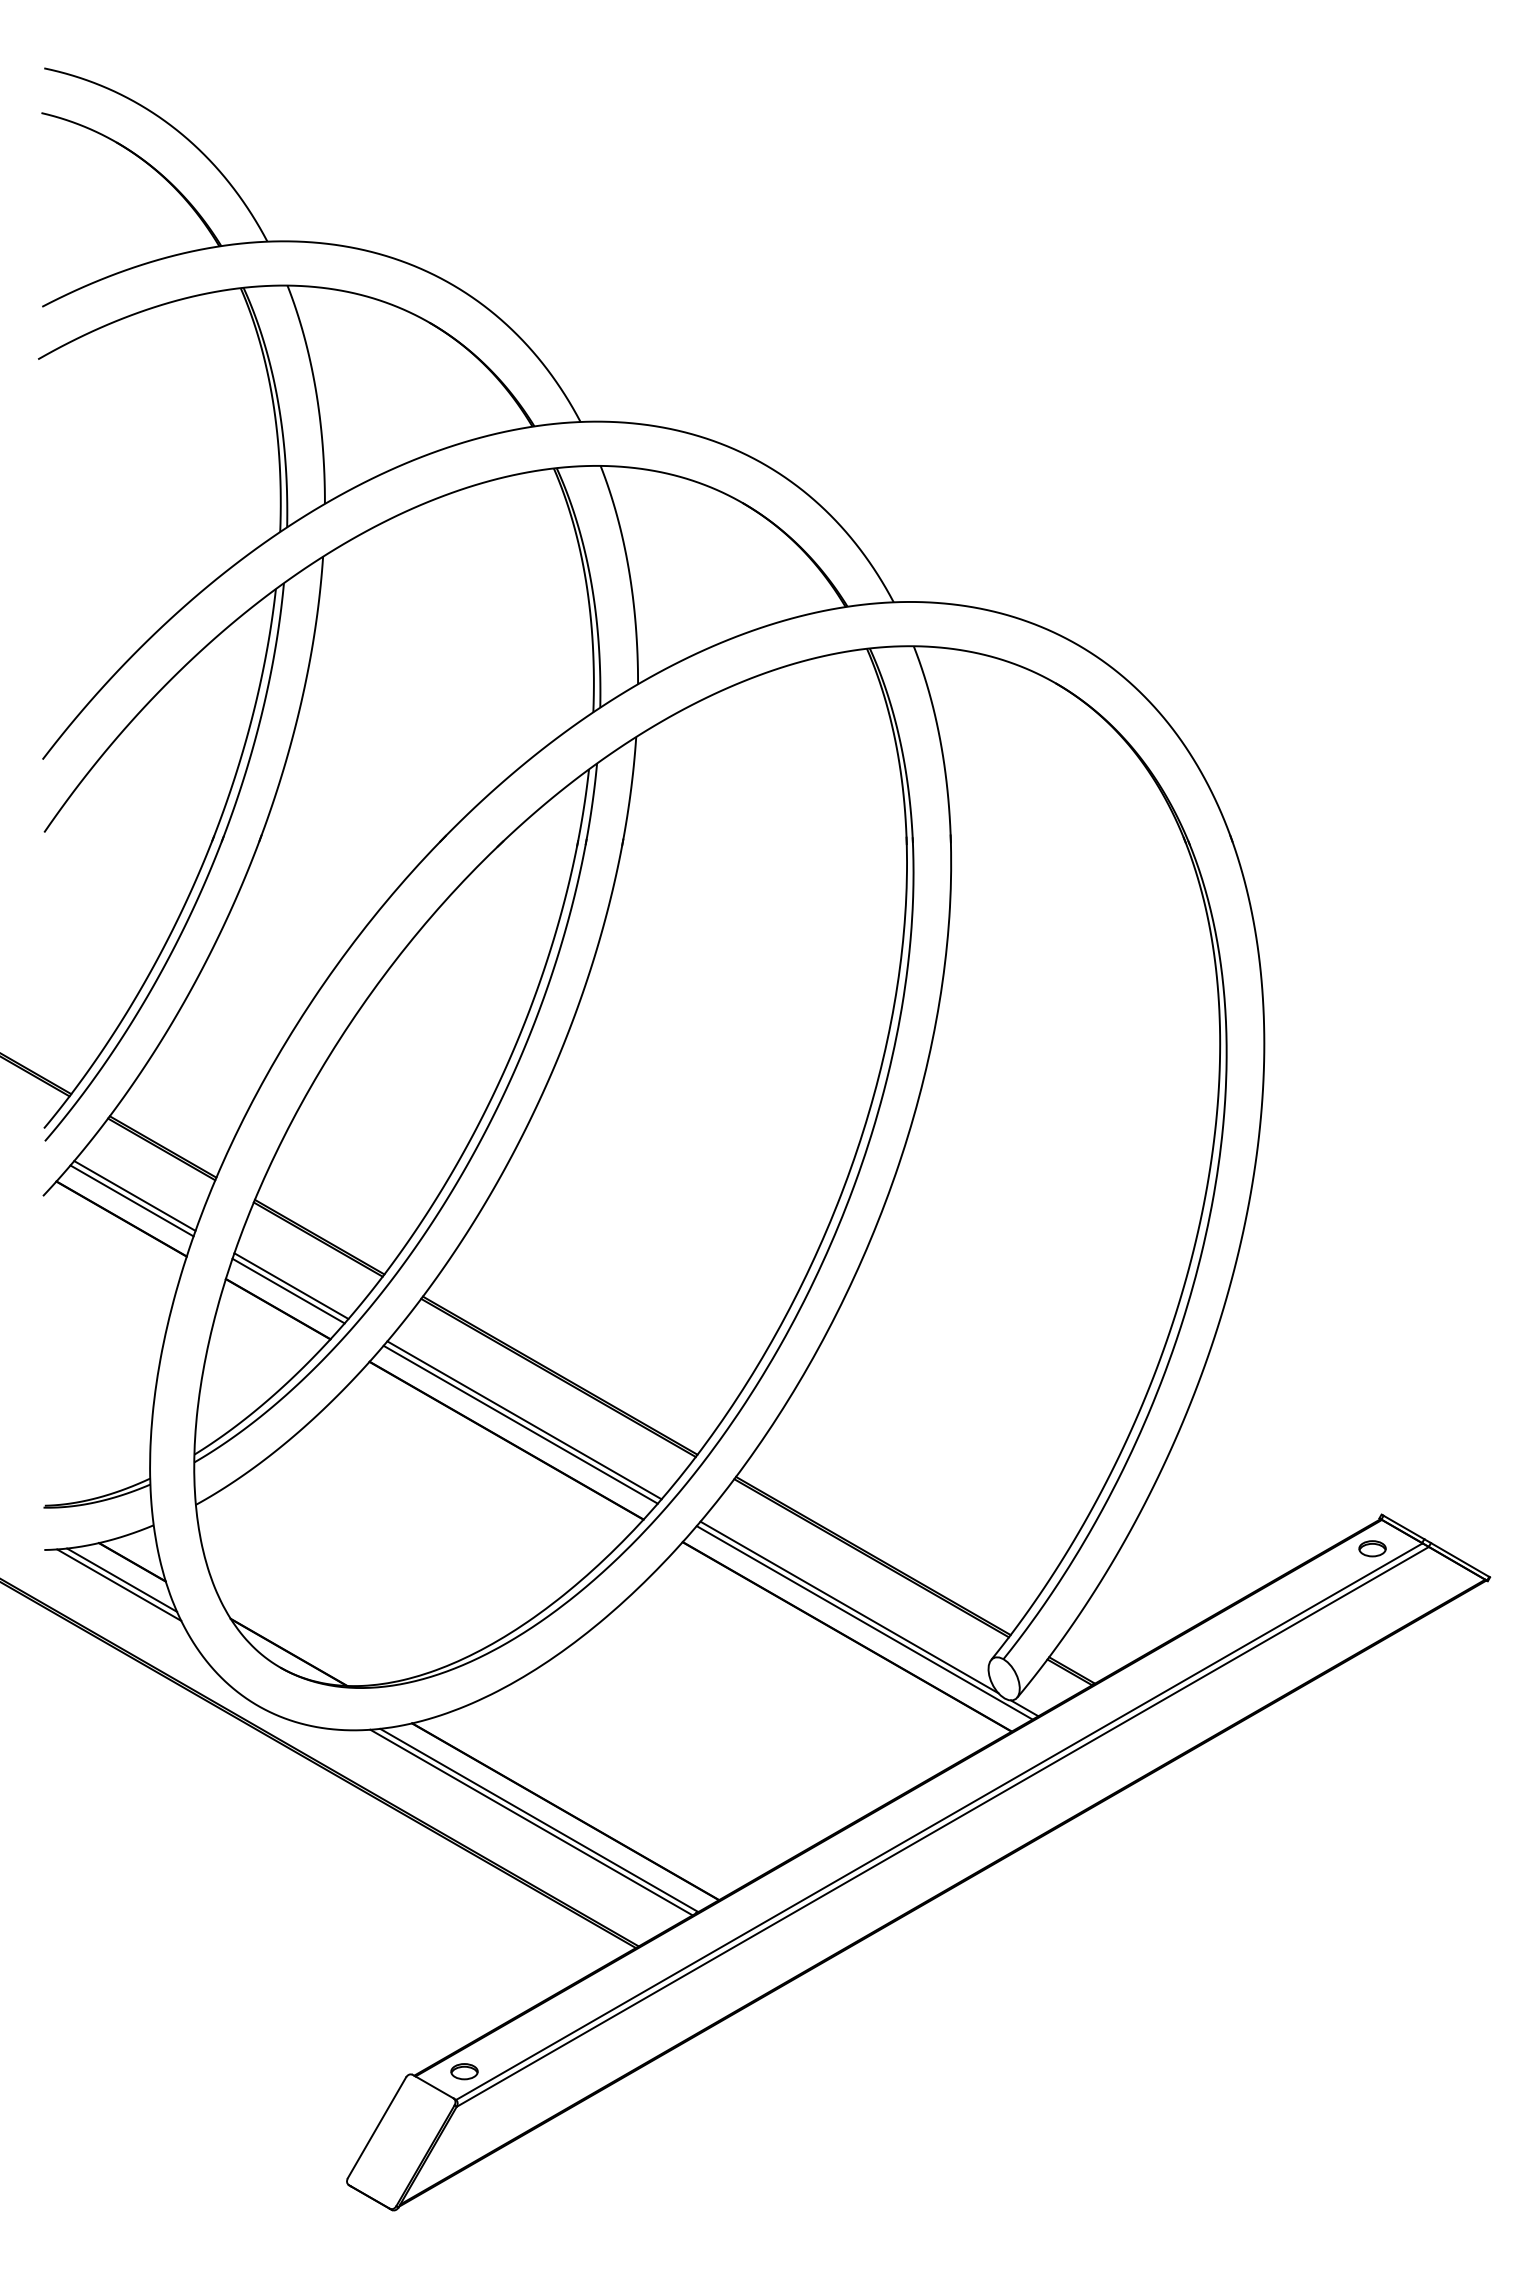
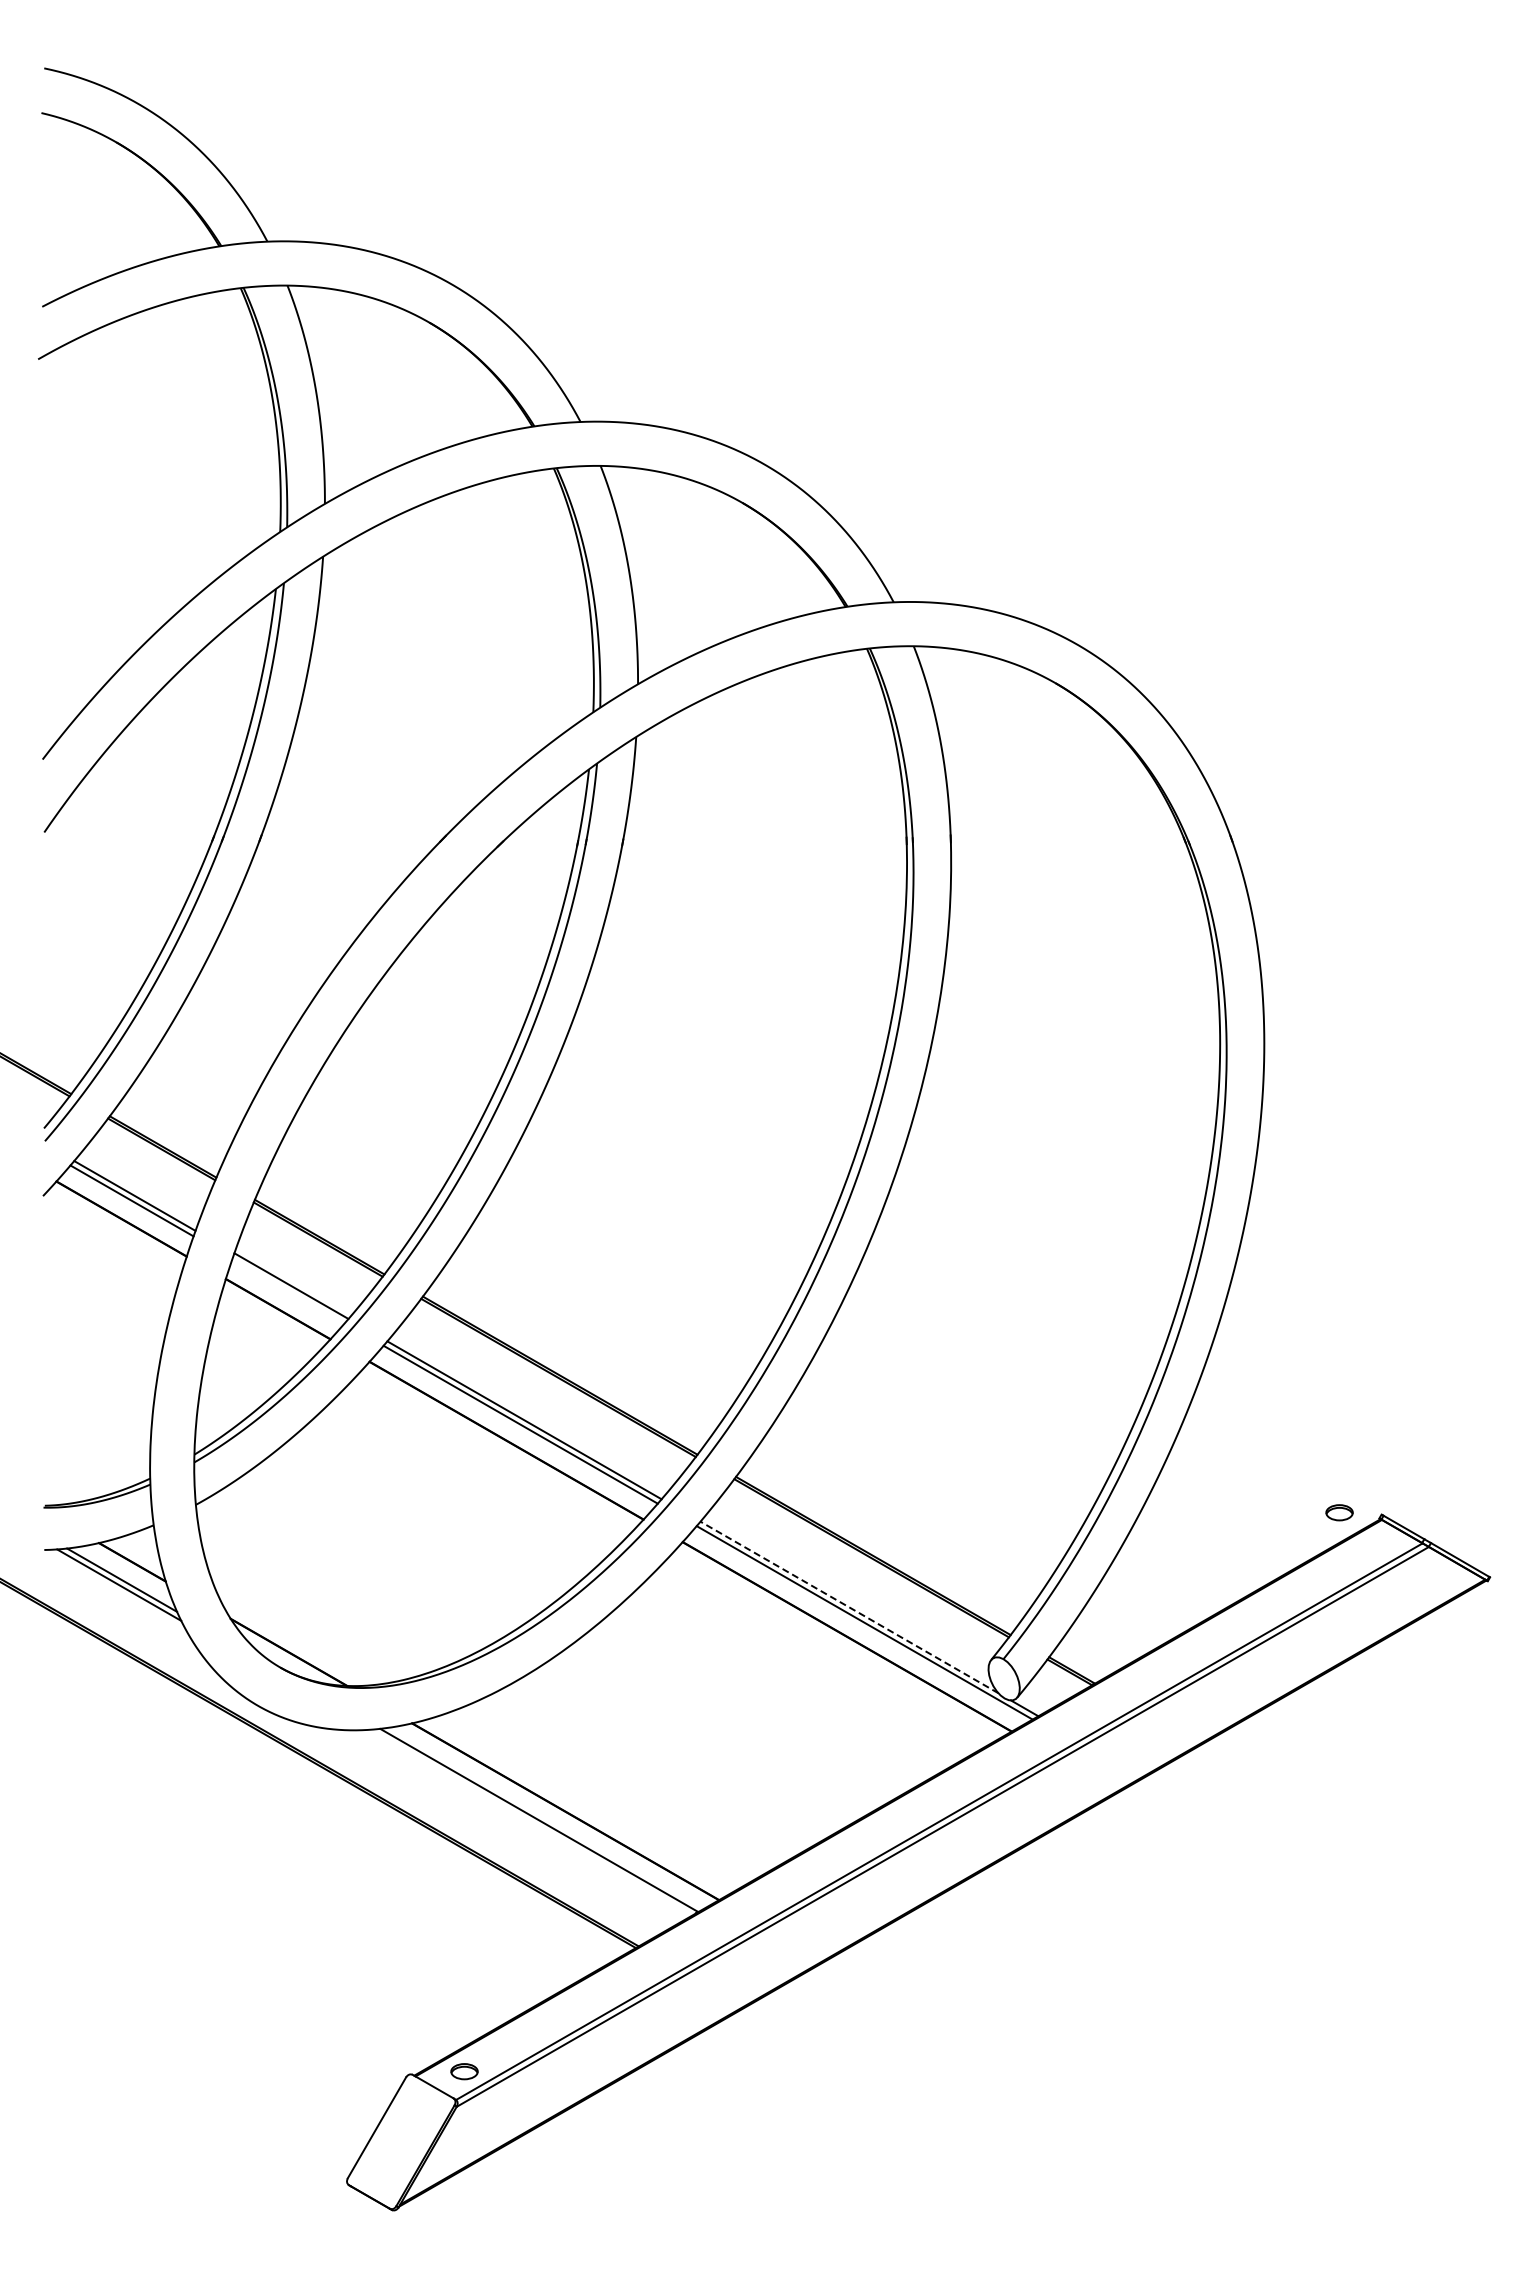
line: present -> none (288, 1290)
part position: (1372, 1548) -> (1339, 1512) (1339, 1512)
line: solid -> dashed (849, 1607)
line: present -> none (531, 1822)
